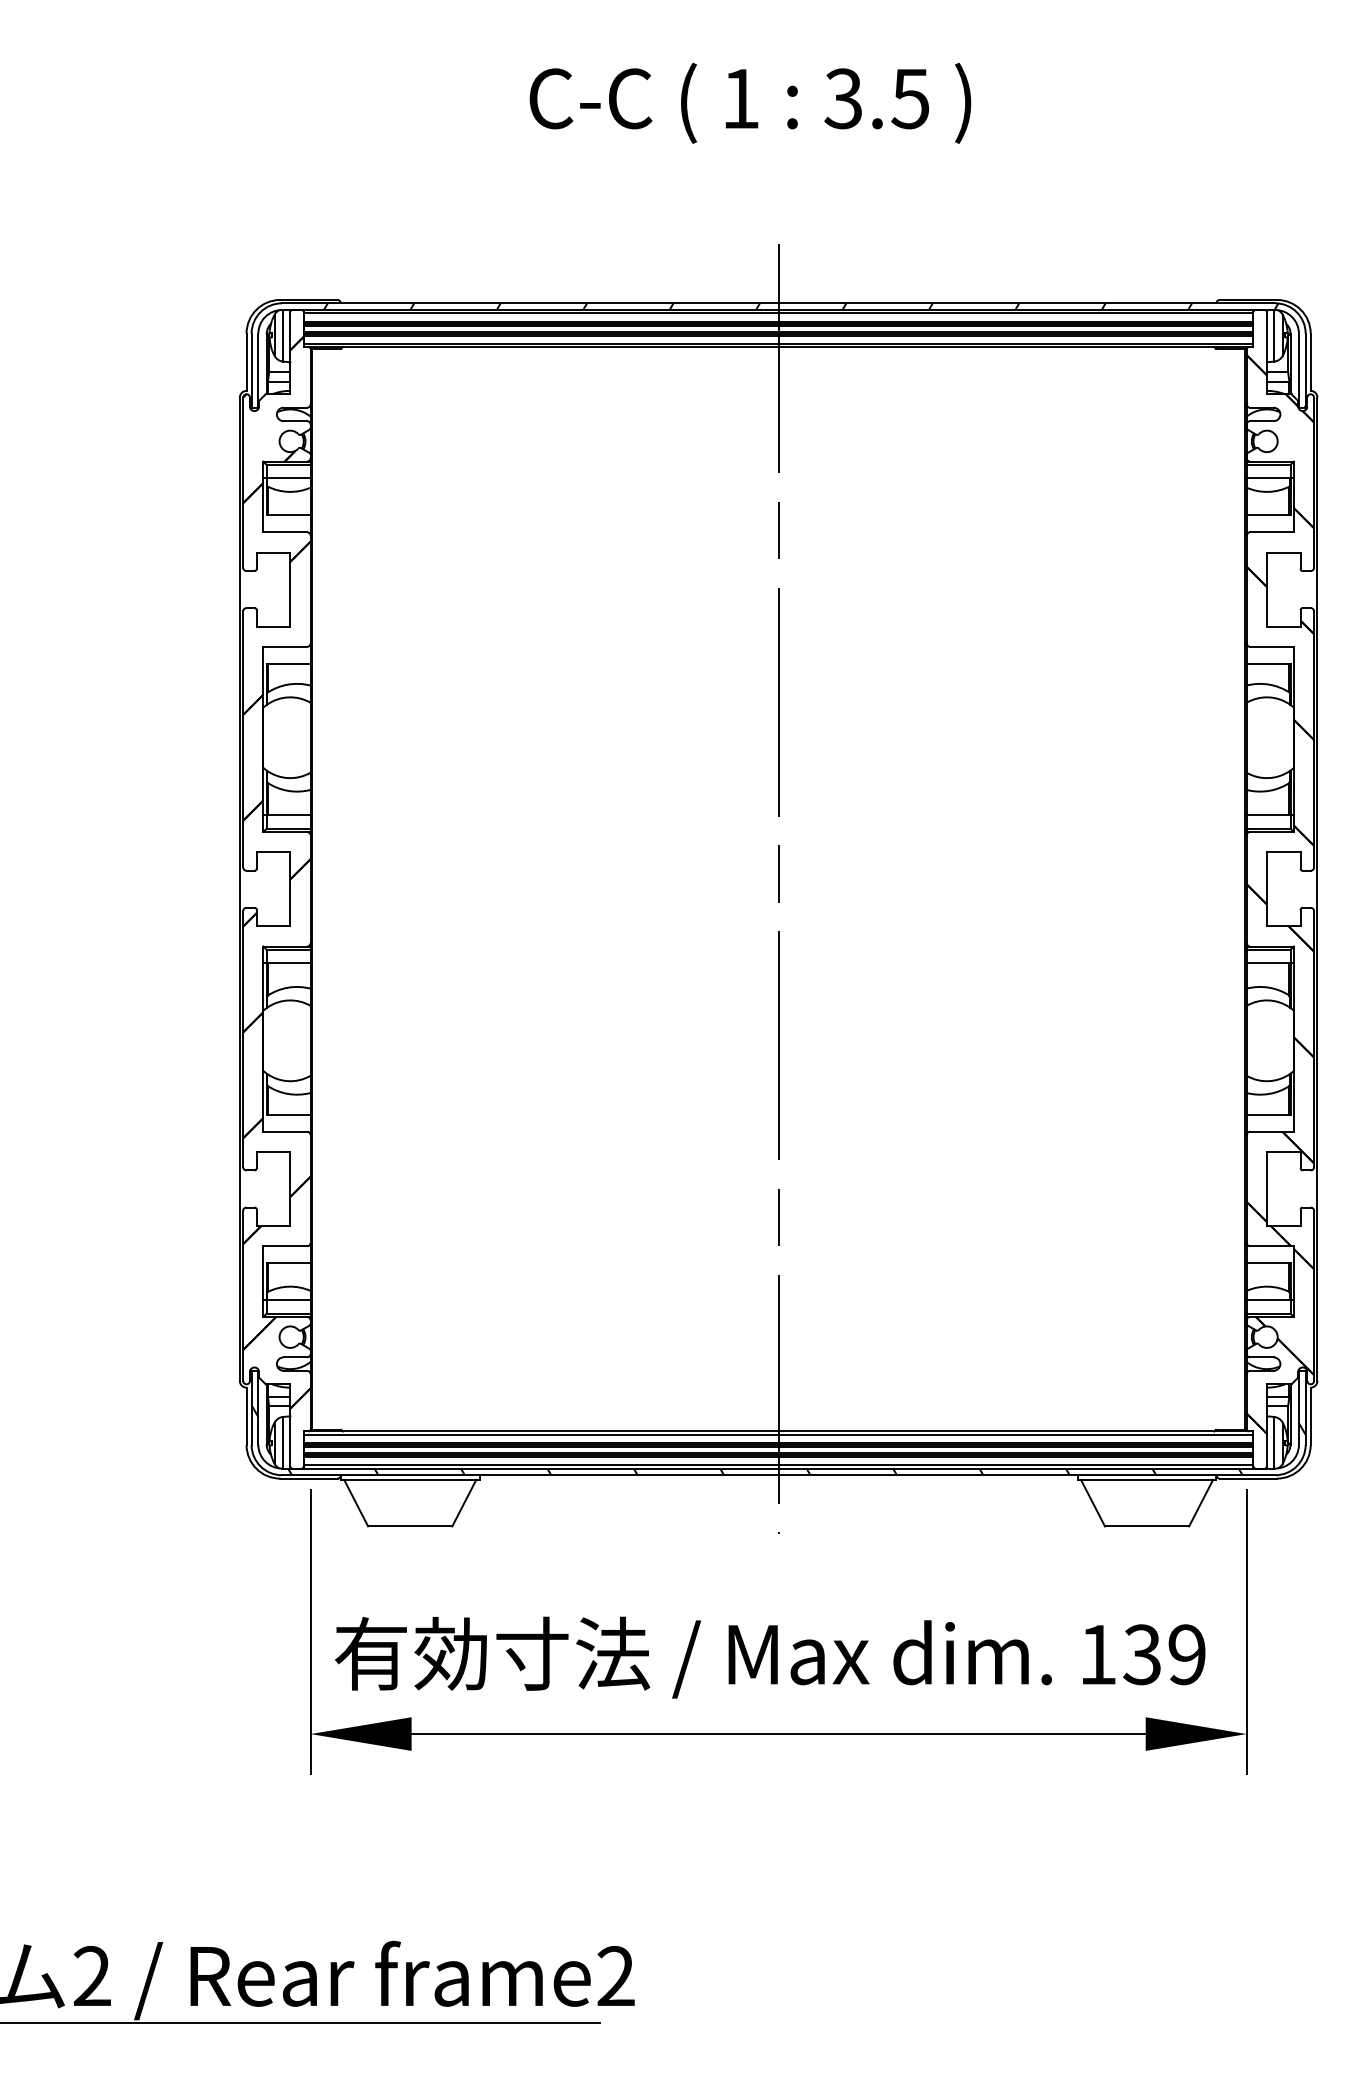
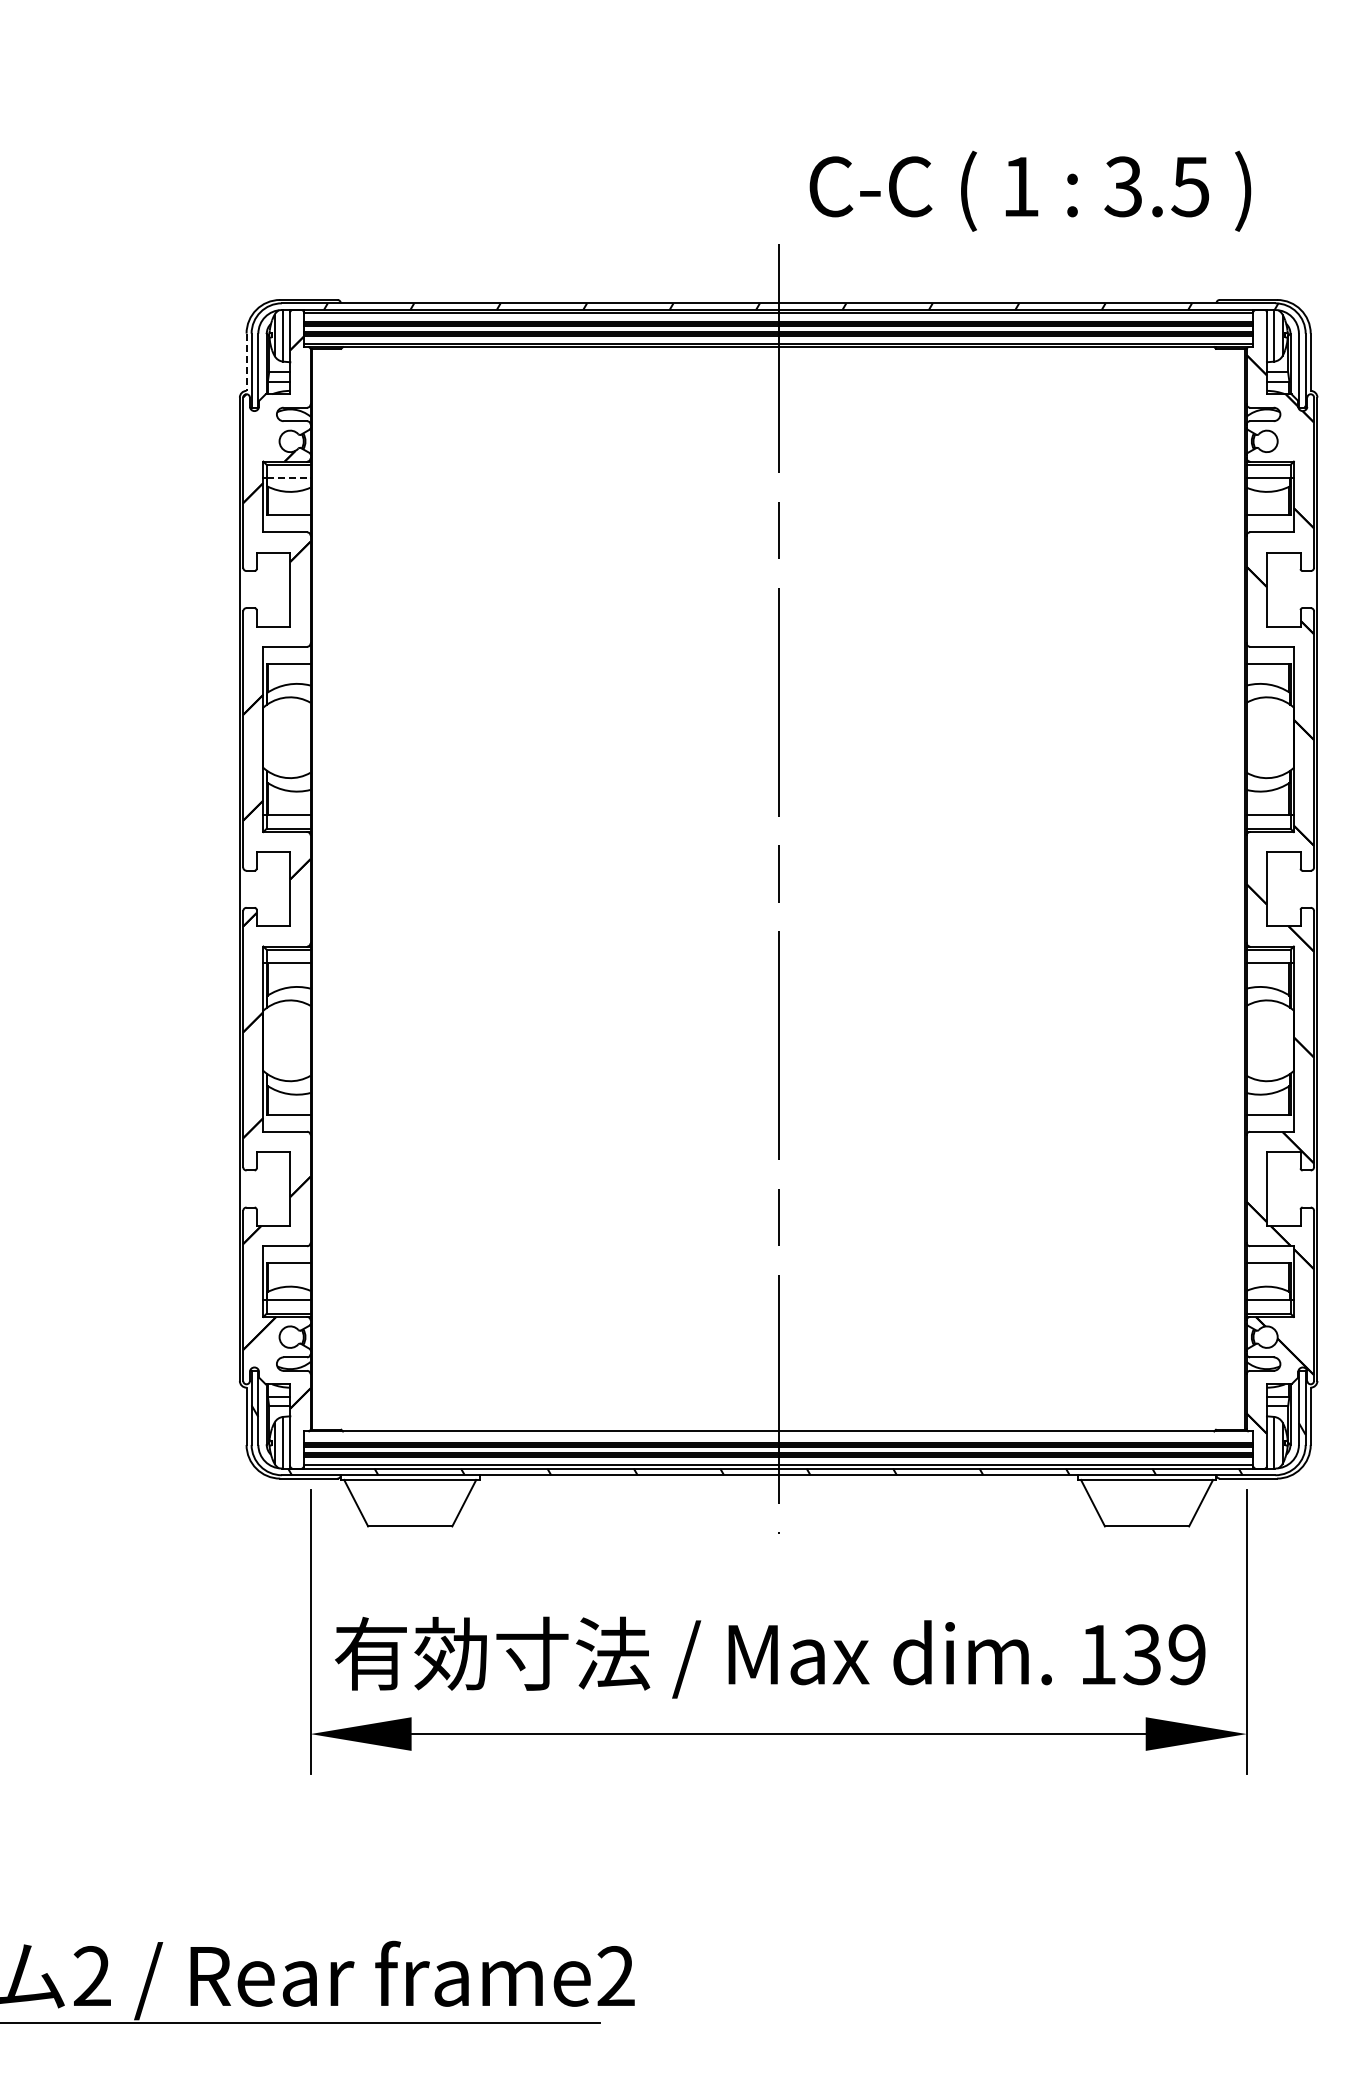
text position: (750, 102) -> (1030, 190) (1030, 190)
line: solid -> dashed (246, 362)
line: solid -> dashed (288, 478)
line: present -> none (778, 1434)
